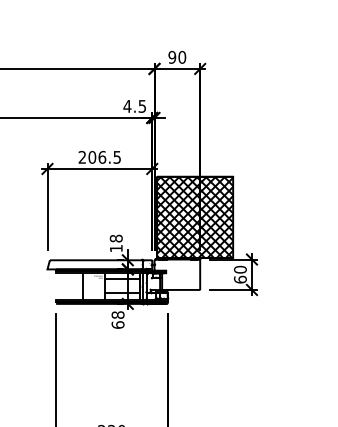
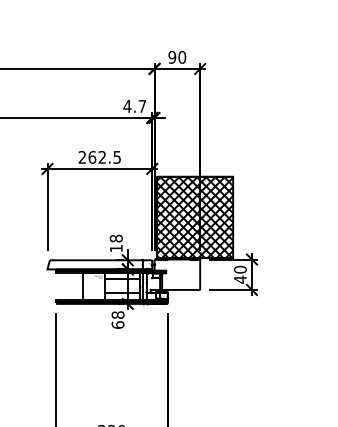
text: 4.5 -> 4.7 (141, 106)
text: 206.5 -> 262.5 (97, 156)
text: 60 -> 40 (239, 279)
